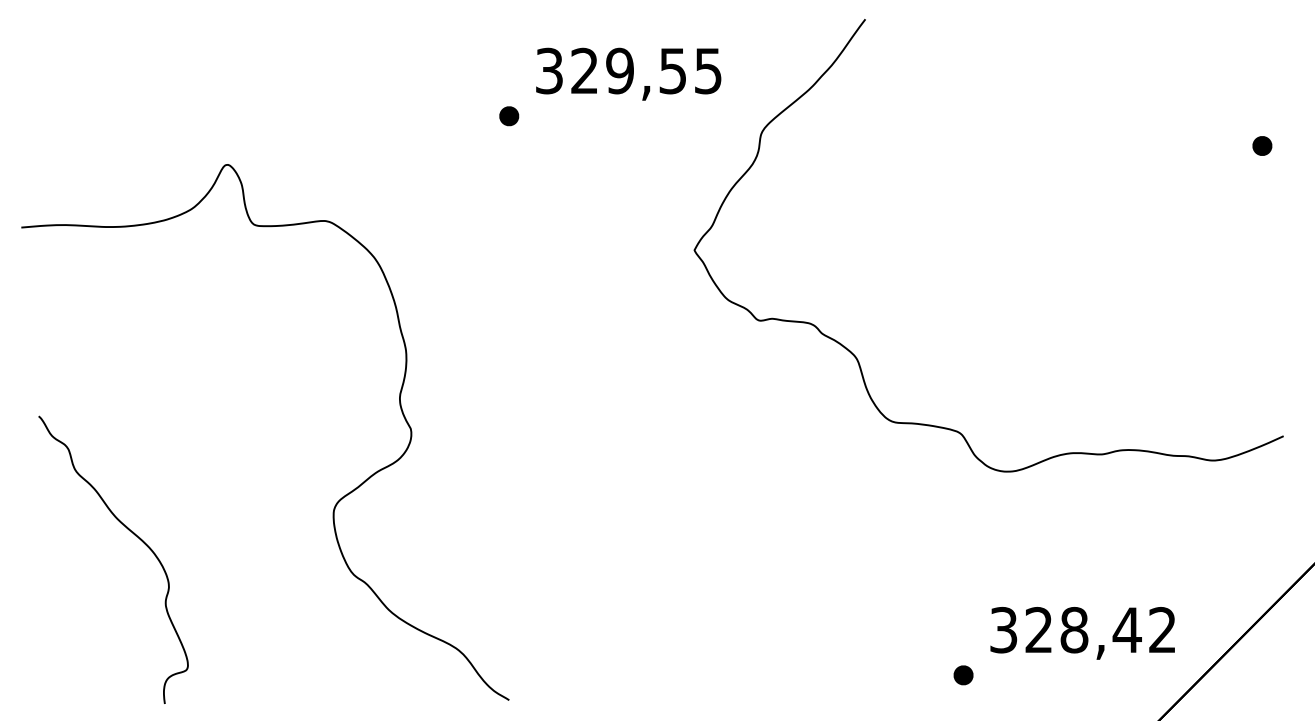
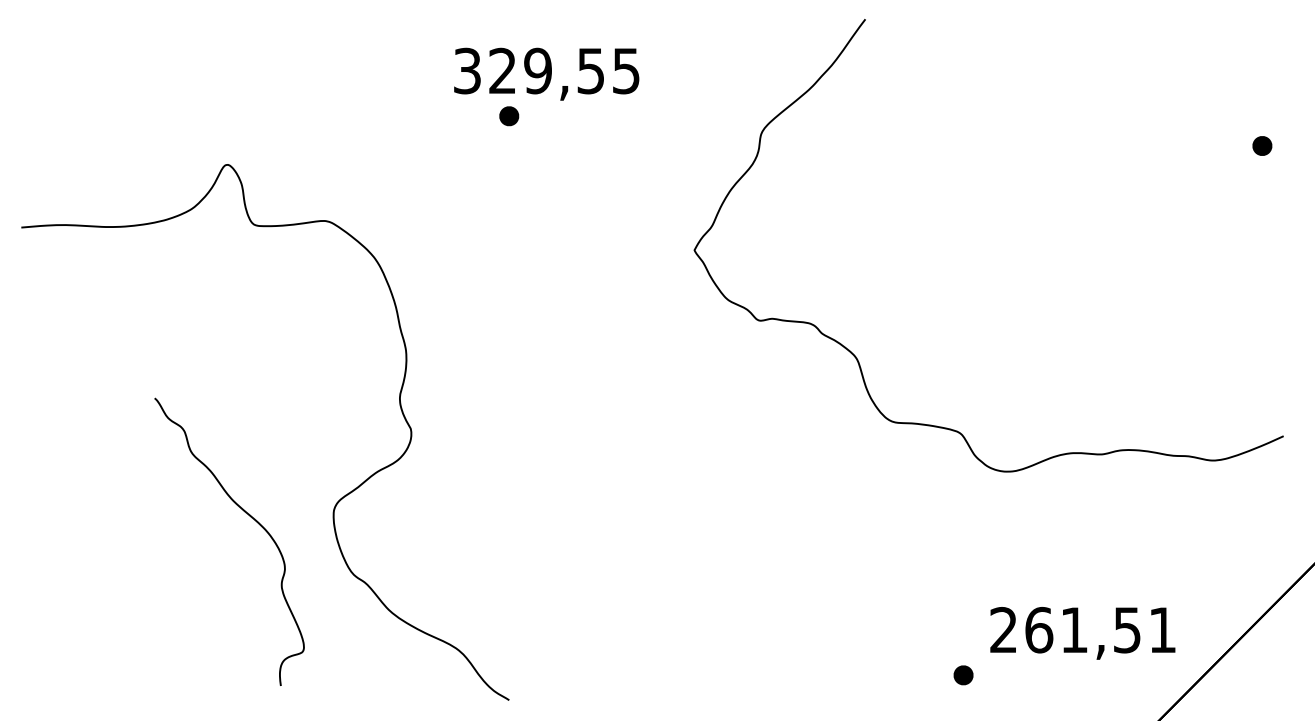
text position: (628, 73) -> (546, 73) (546, 73)
curve position: (135, 536) -> (251, 518) (251, 518)
text: 328,42 -> 261,51 (1082, 629)
